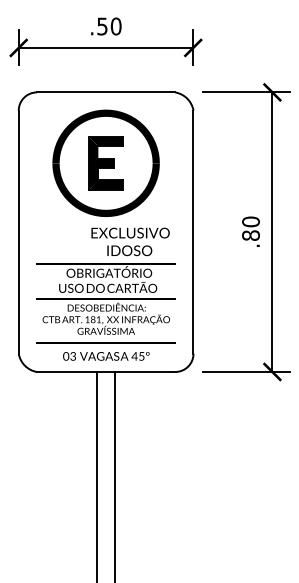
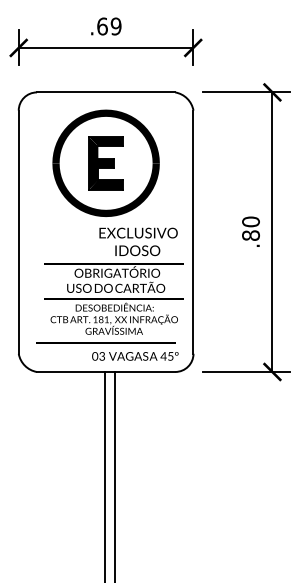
text: .50 -> .69 (109, 26)
text position: (105, 280) -> (113, 280) (113, 280)
text position: (106, 356) -> (135, 356) (135, 356)
line position: (97, 475) -> (105, 475) (105, 475)
